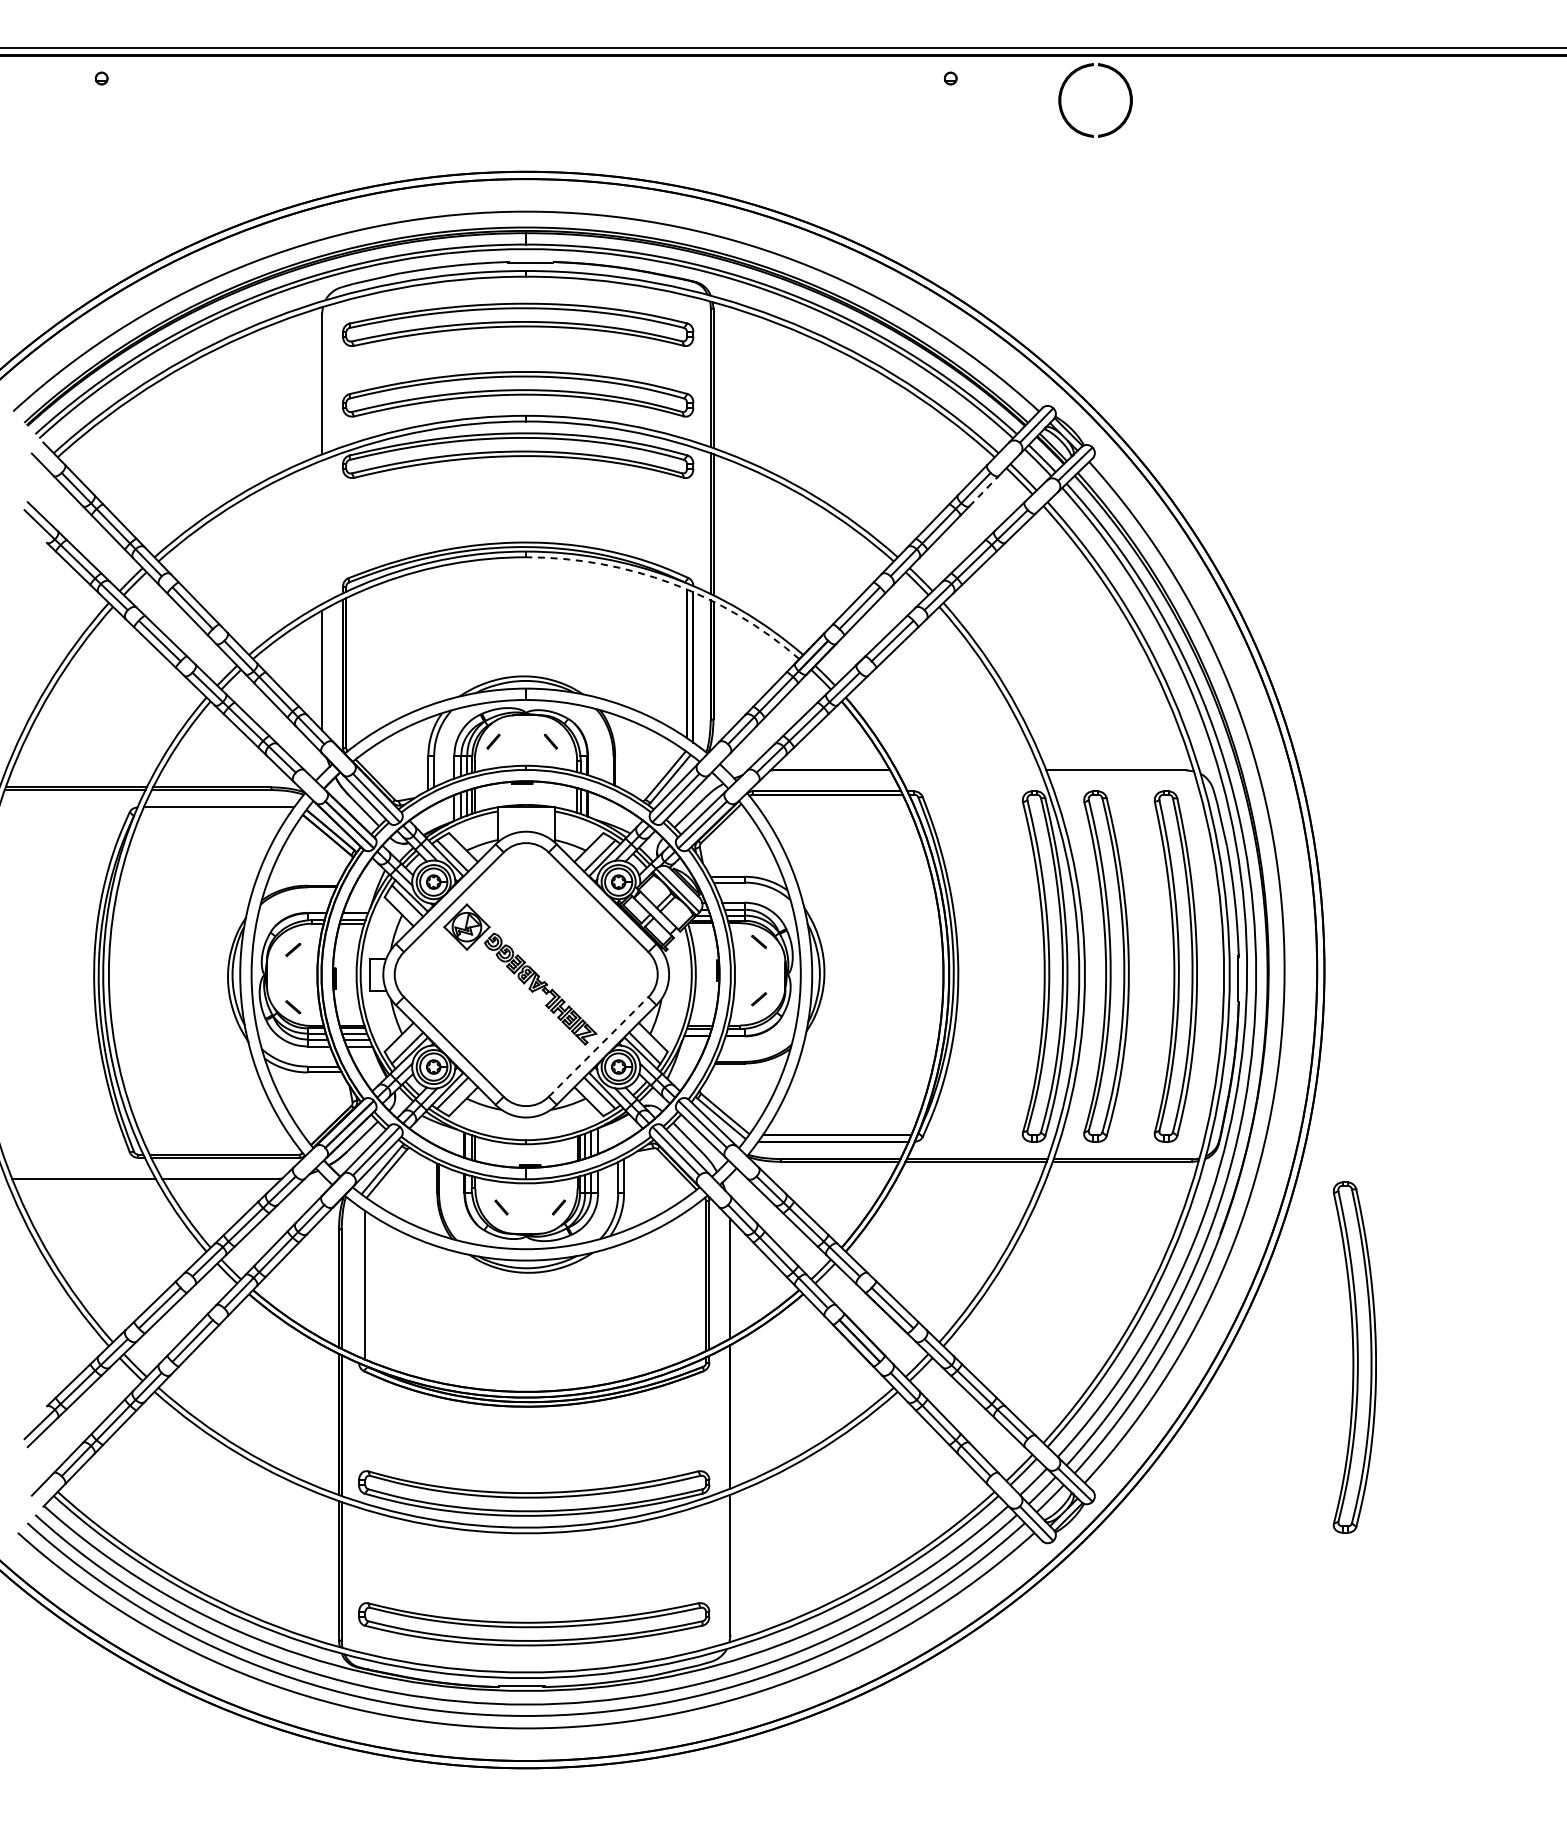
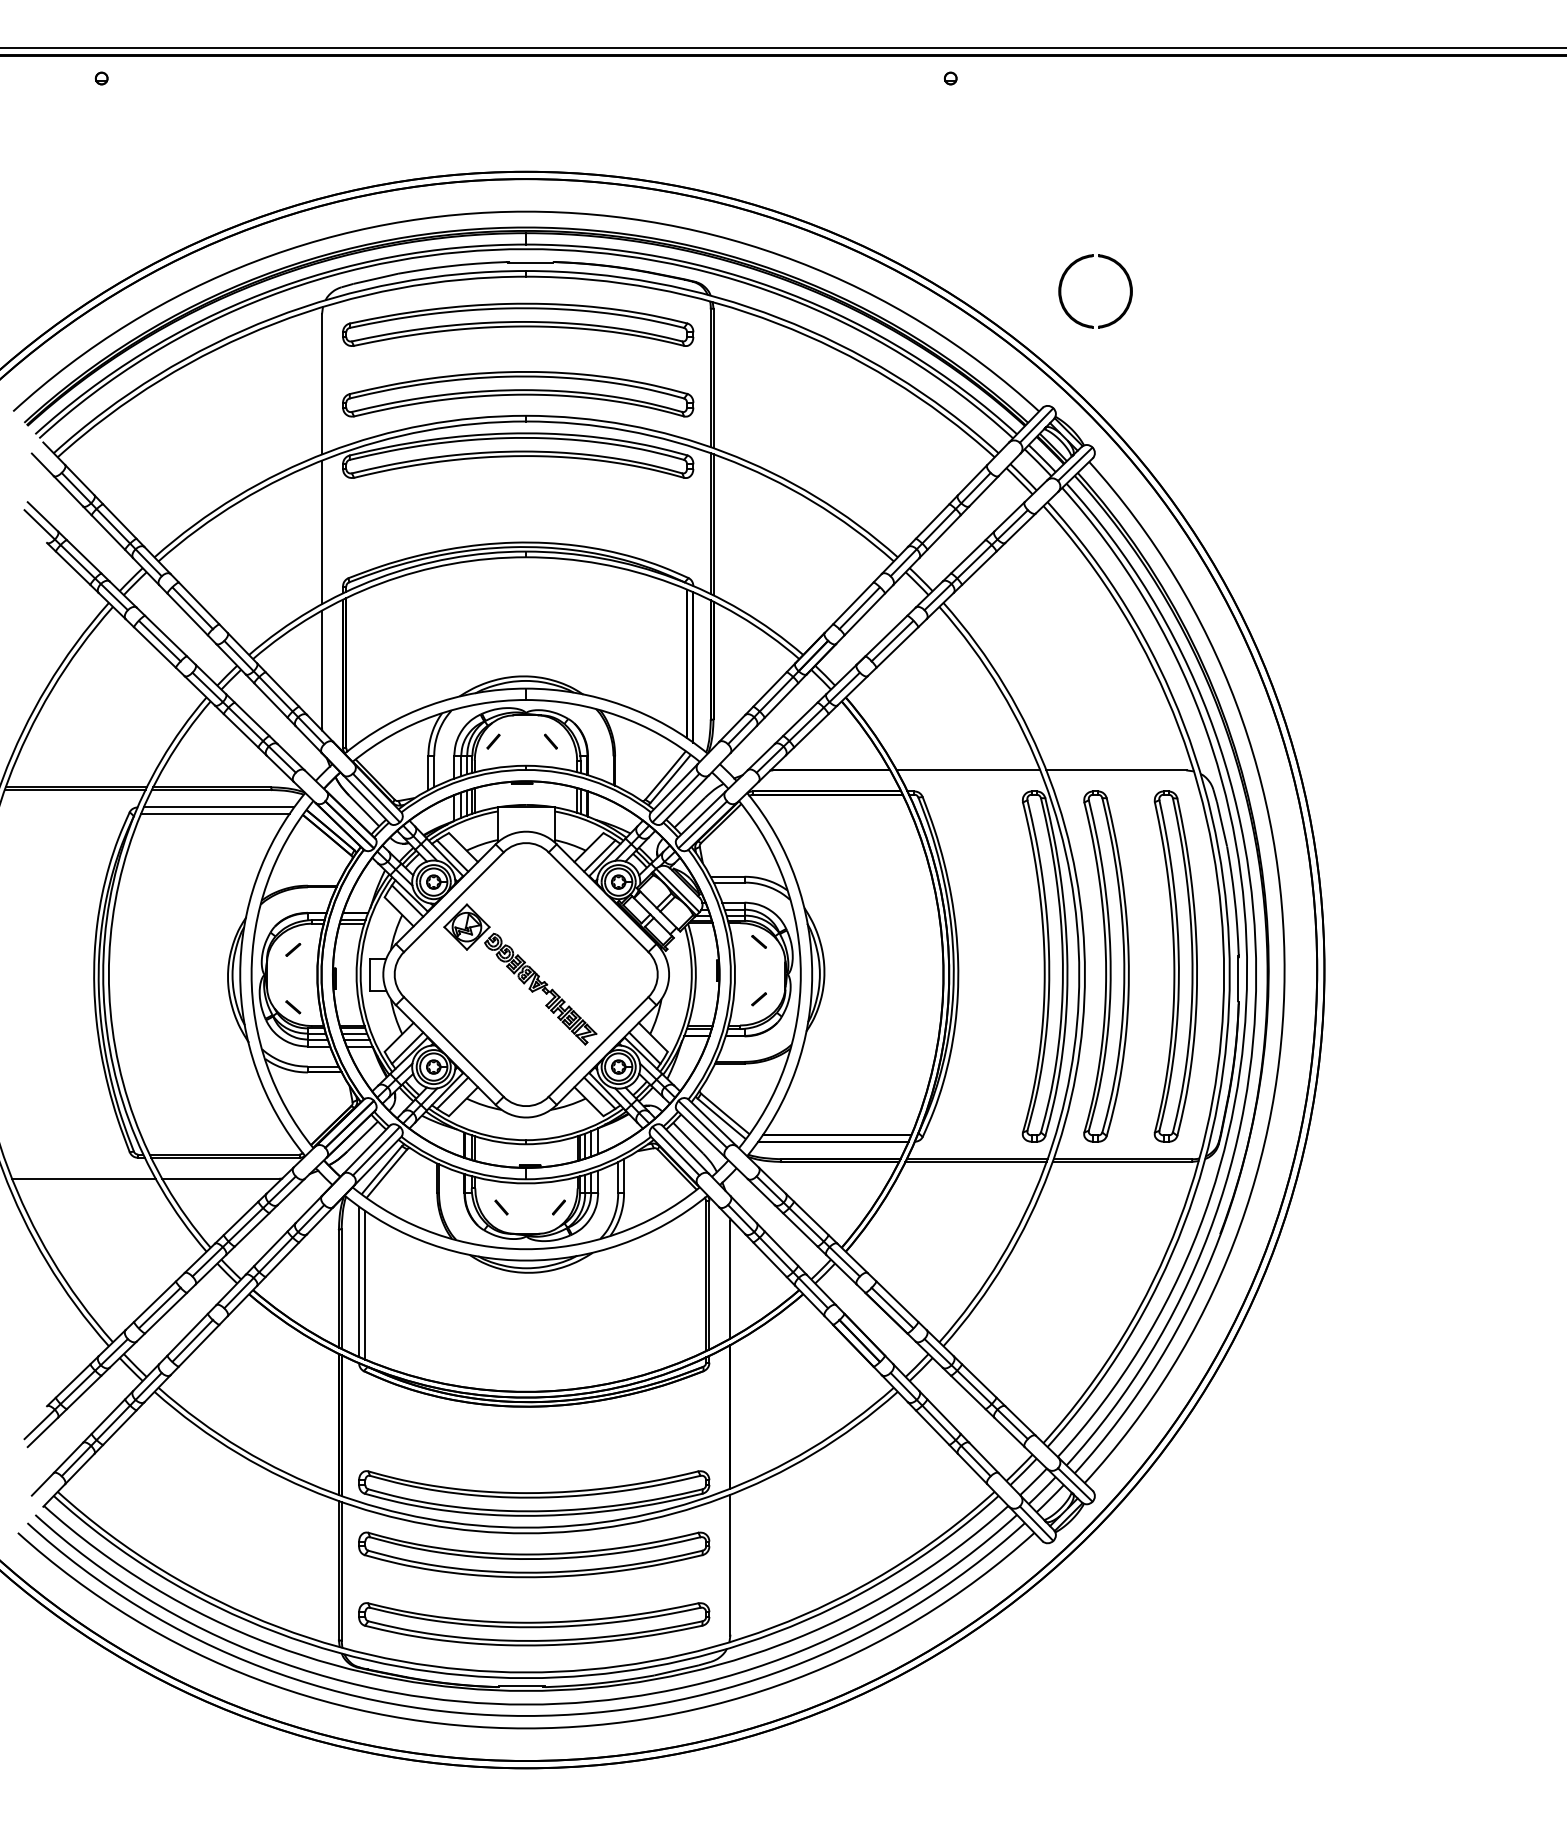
part position: (1062, 93) -> (1062, 284) (1062, 284)
line: dashed -> solid (984, 490)
line: none -> present (322, 532)
arc: dashed -> solid (671, 583)
line: none -> present (968, 770)
line: none -> present (215, 813)
line: dashed -> solid (598, 1046)
line: none -> present (359, 1281)
part: present -> none (1354, 1357)
part: none -> present (534, 1554)
